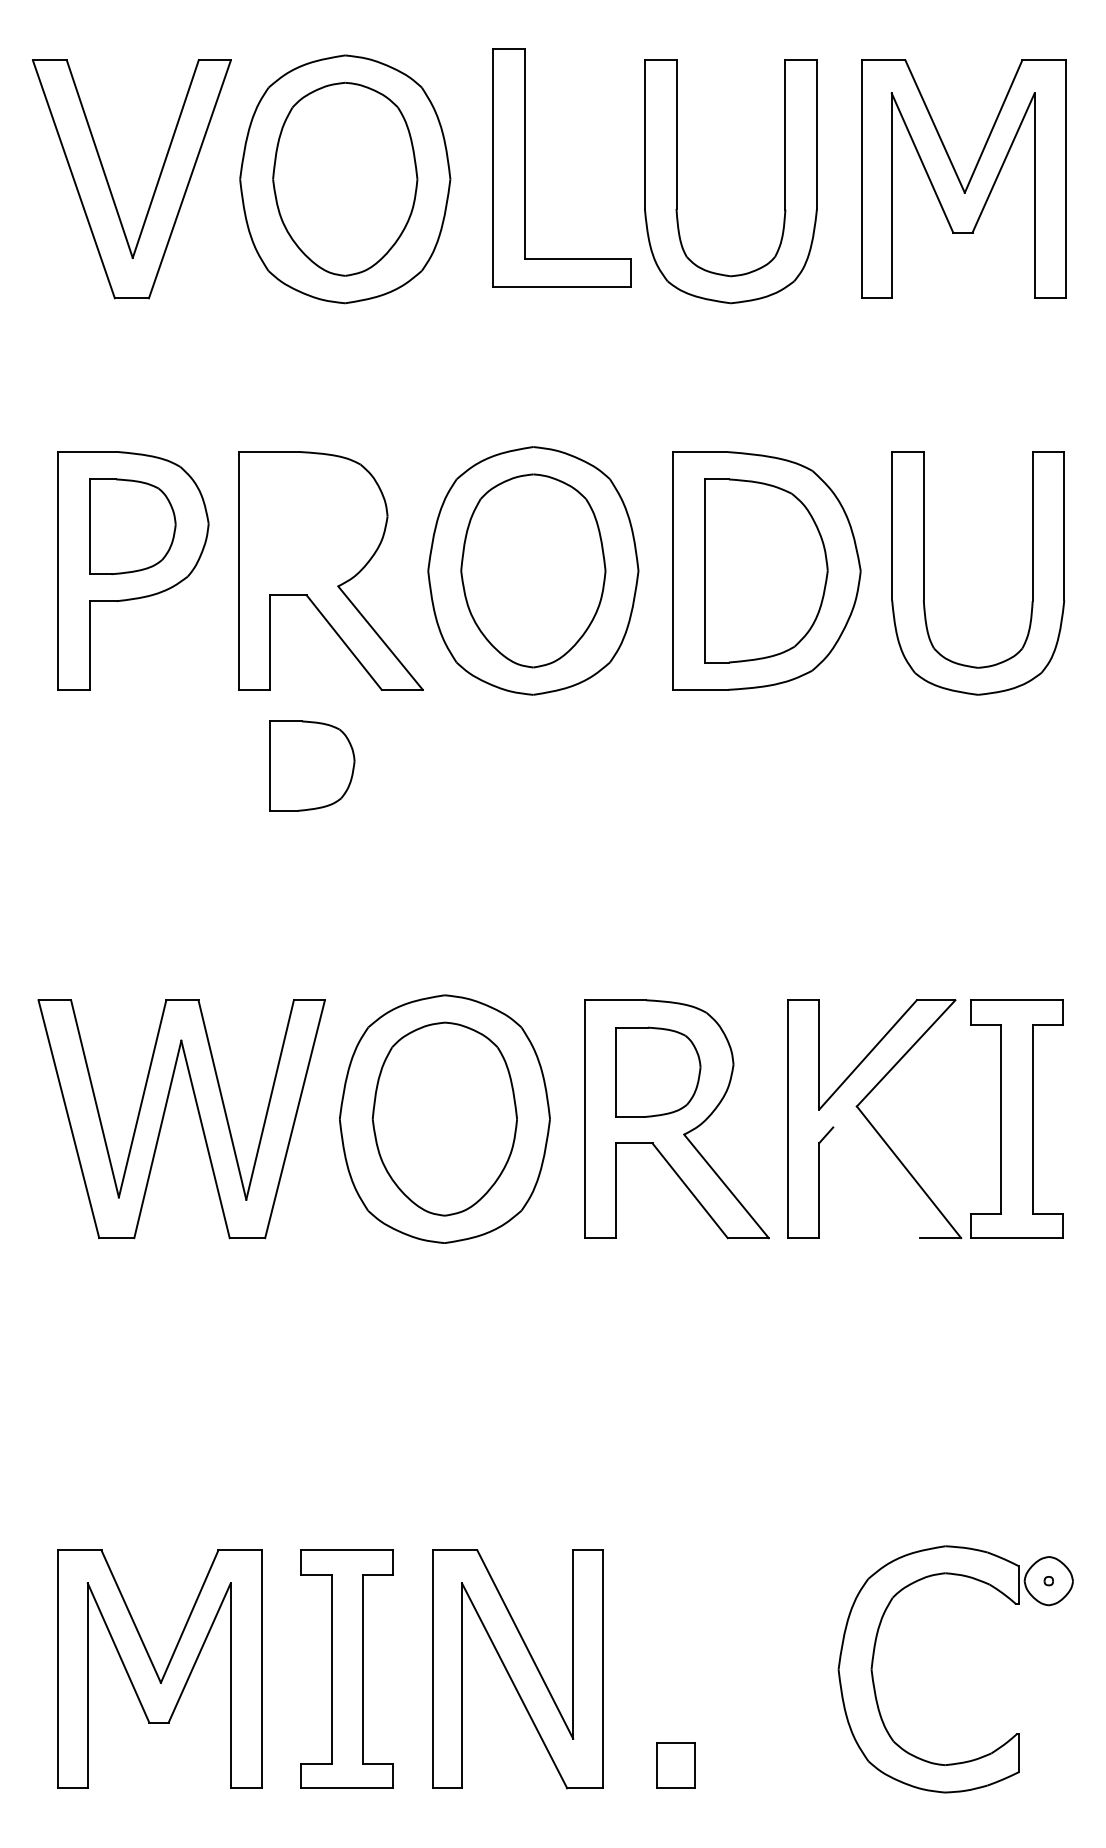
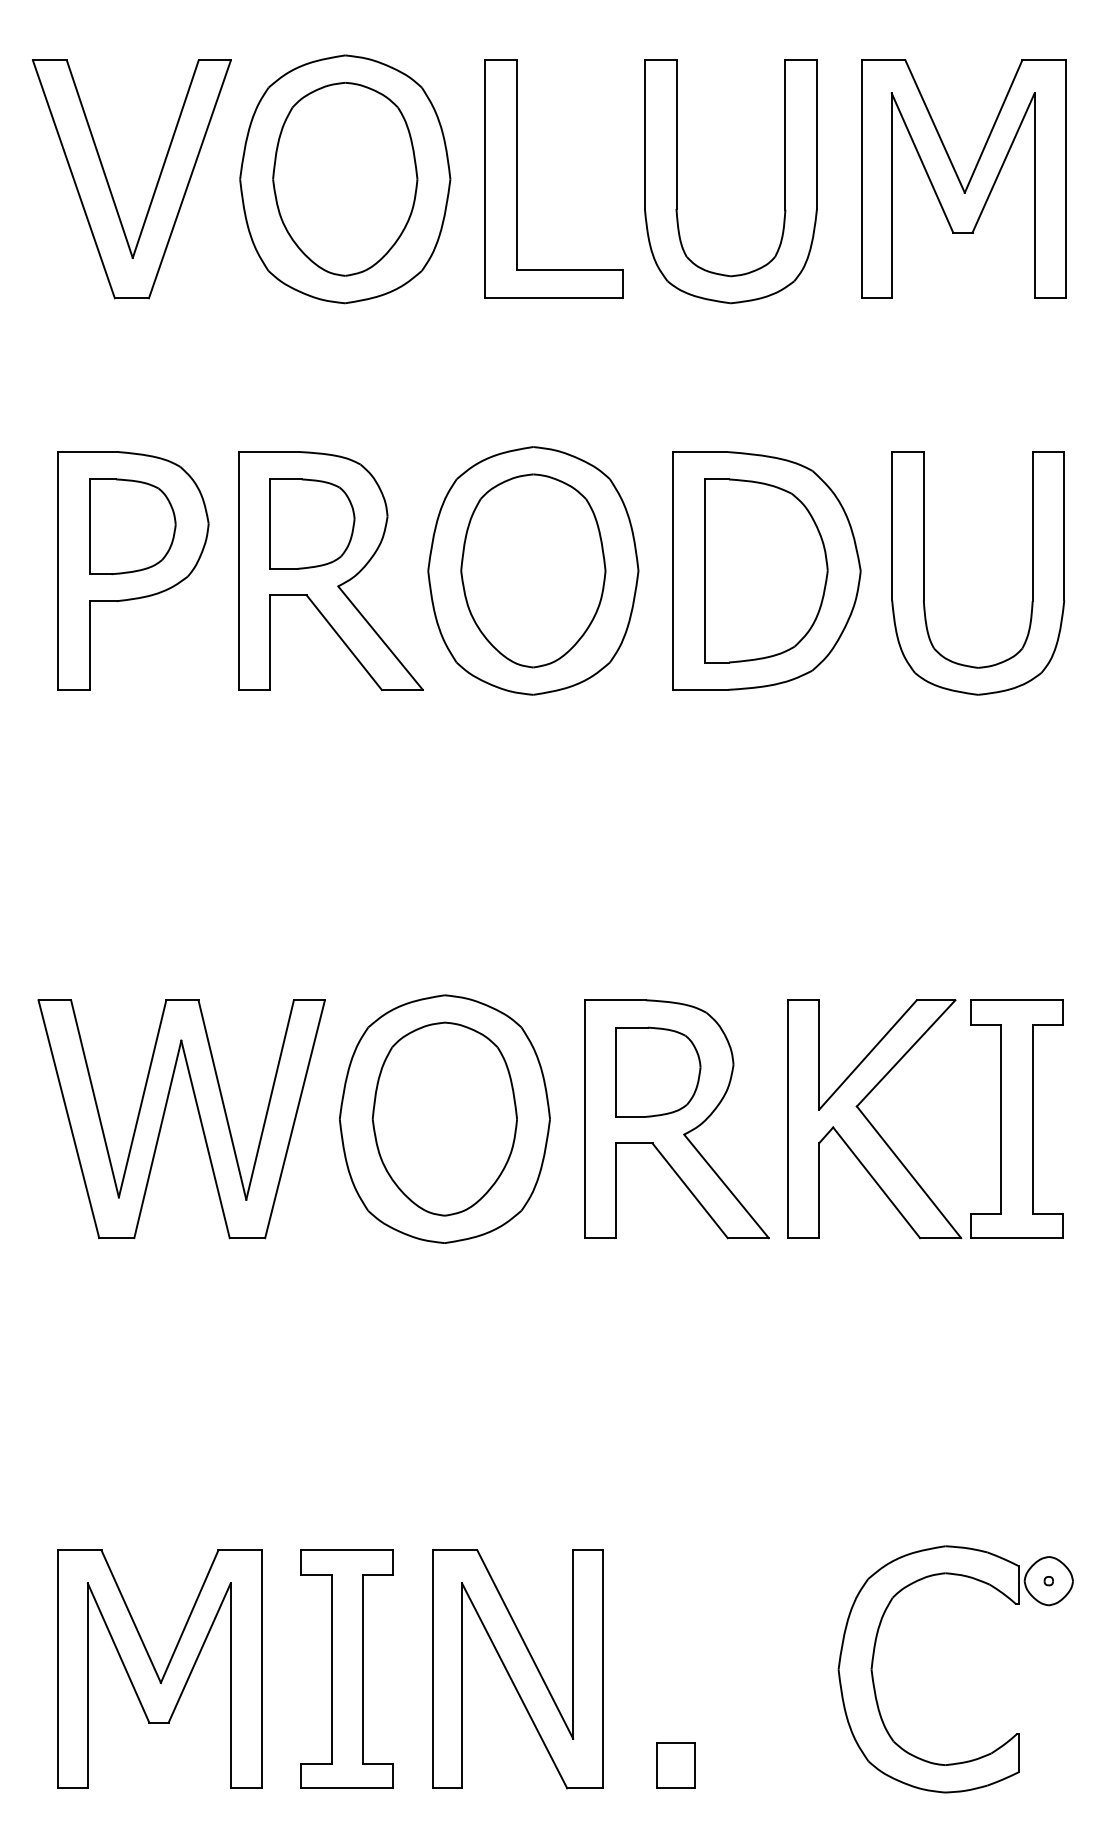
part position: (525, 167) -> (517, 178) (517, 178)
part position: (312, 765) -> (312, 523) (312, 523)
line: none -> present (876, 1182)
